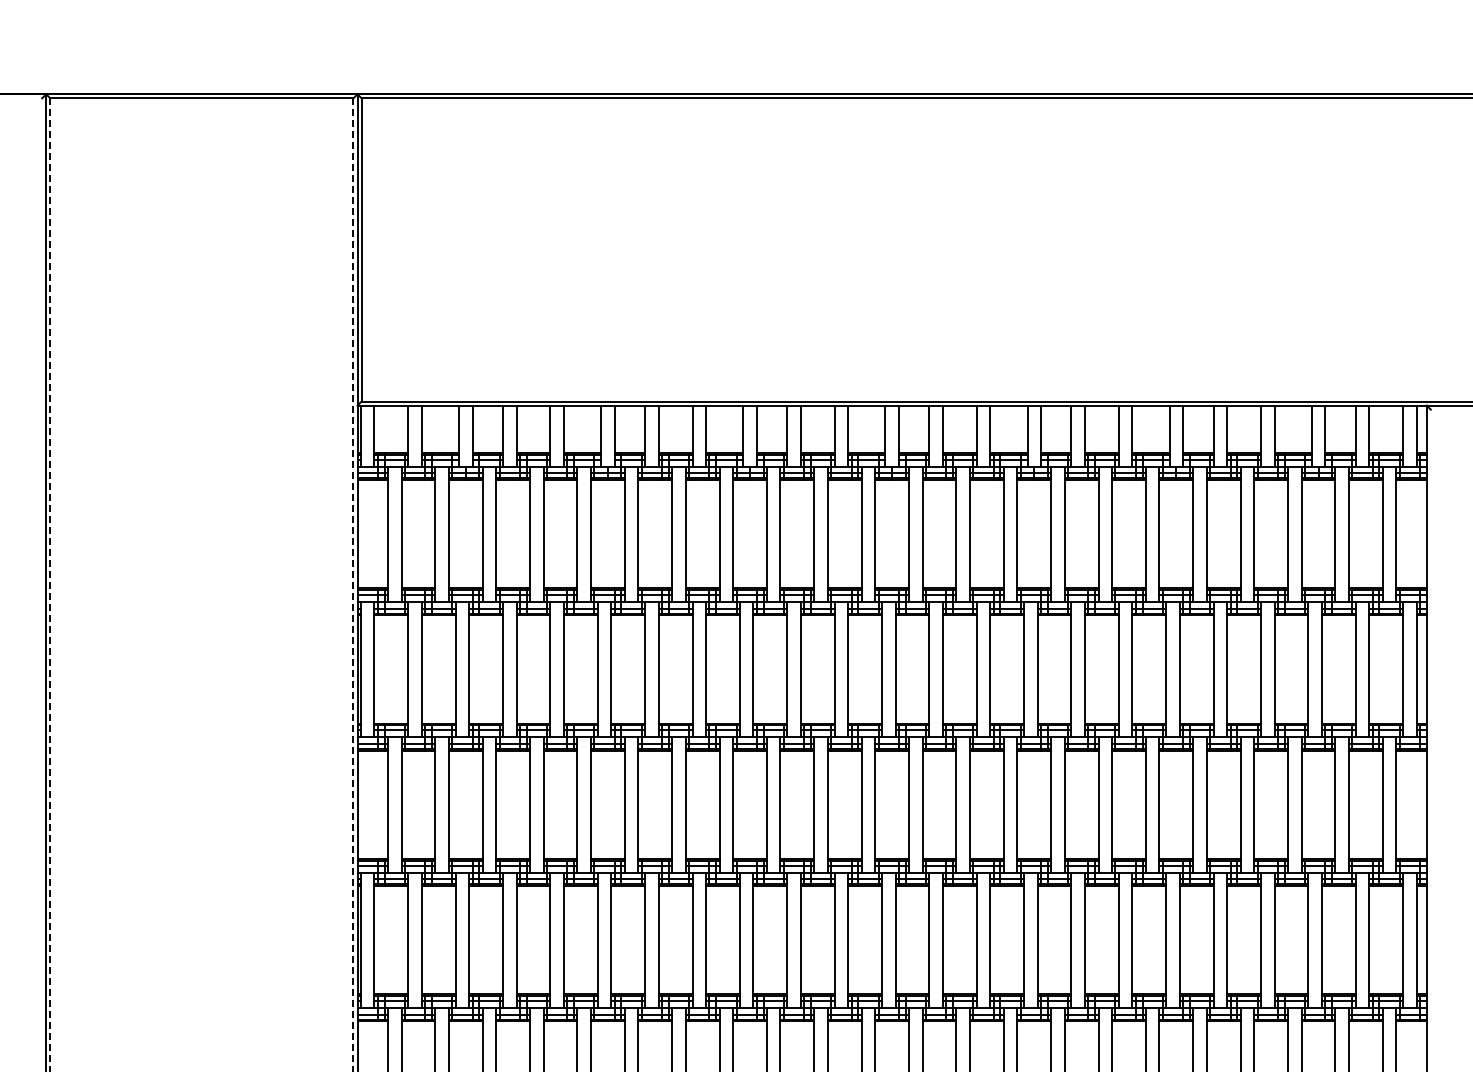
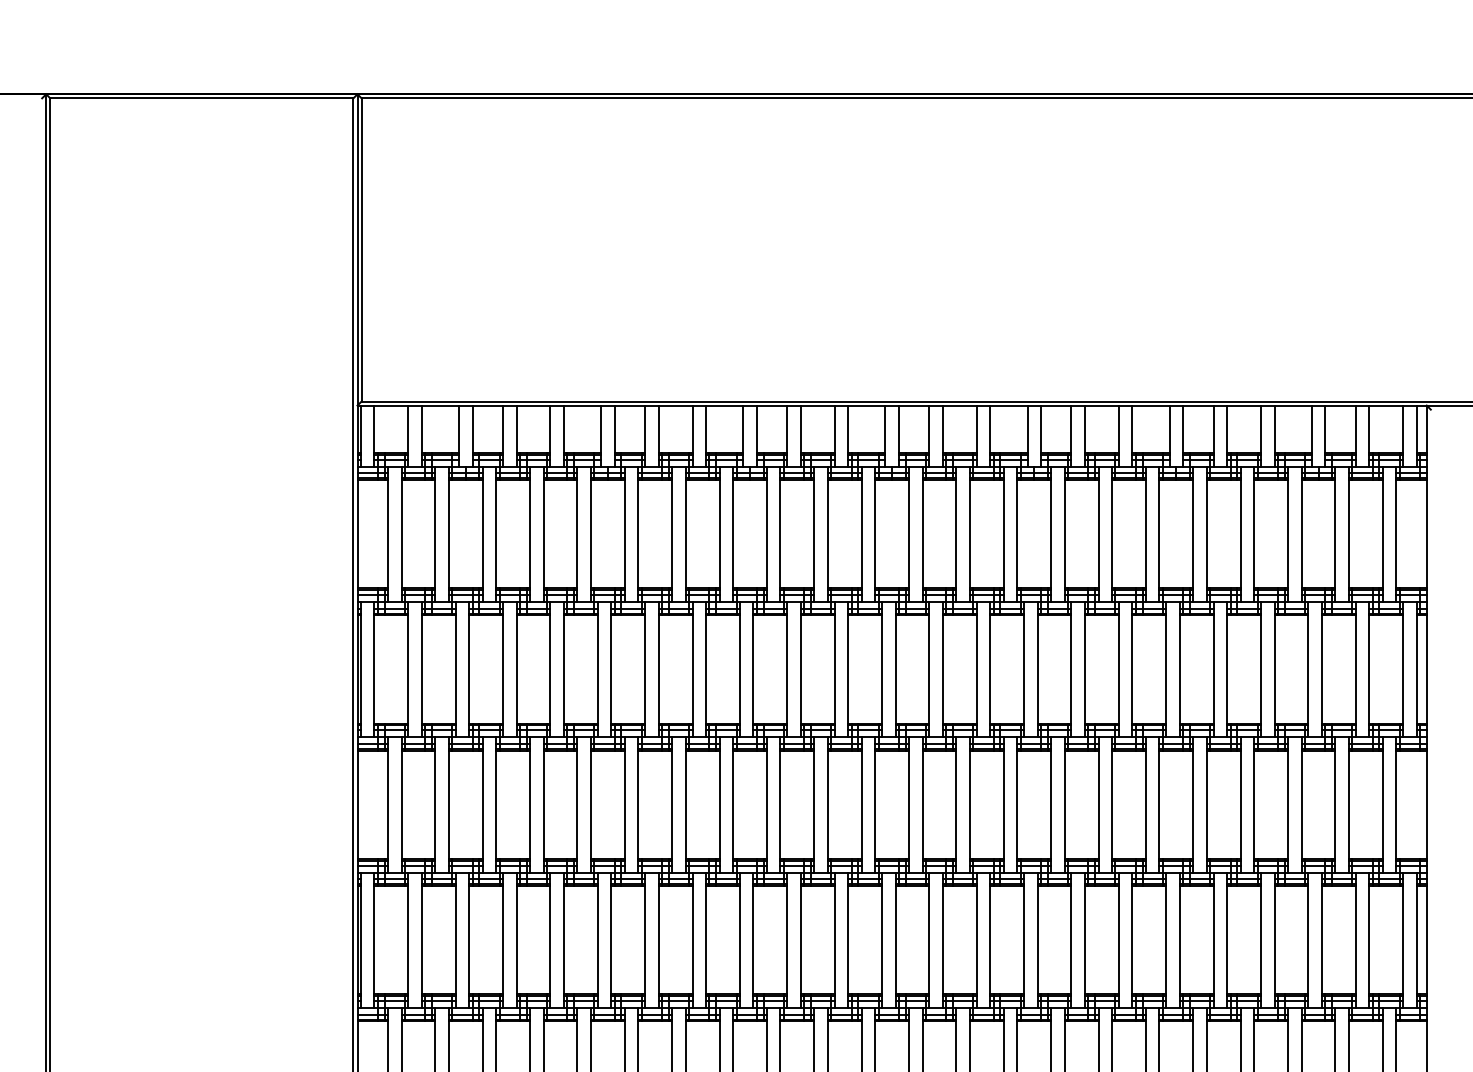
line: dashed -> solid (50, 585)
line: dashed -> solid (353, 585)
